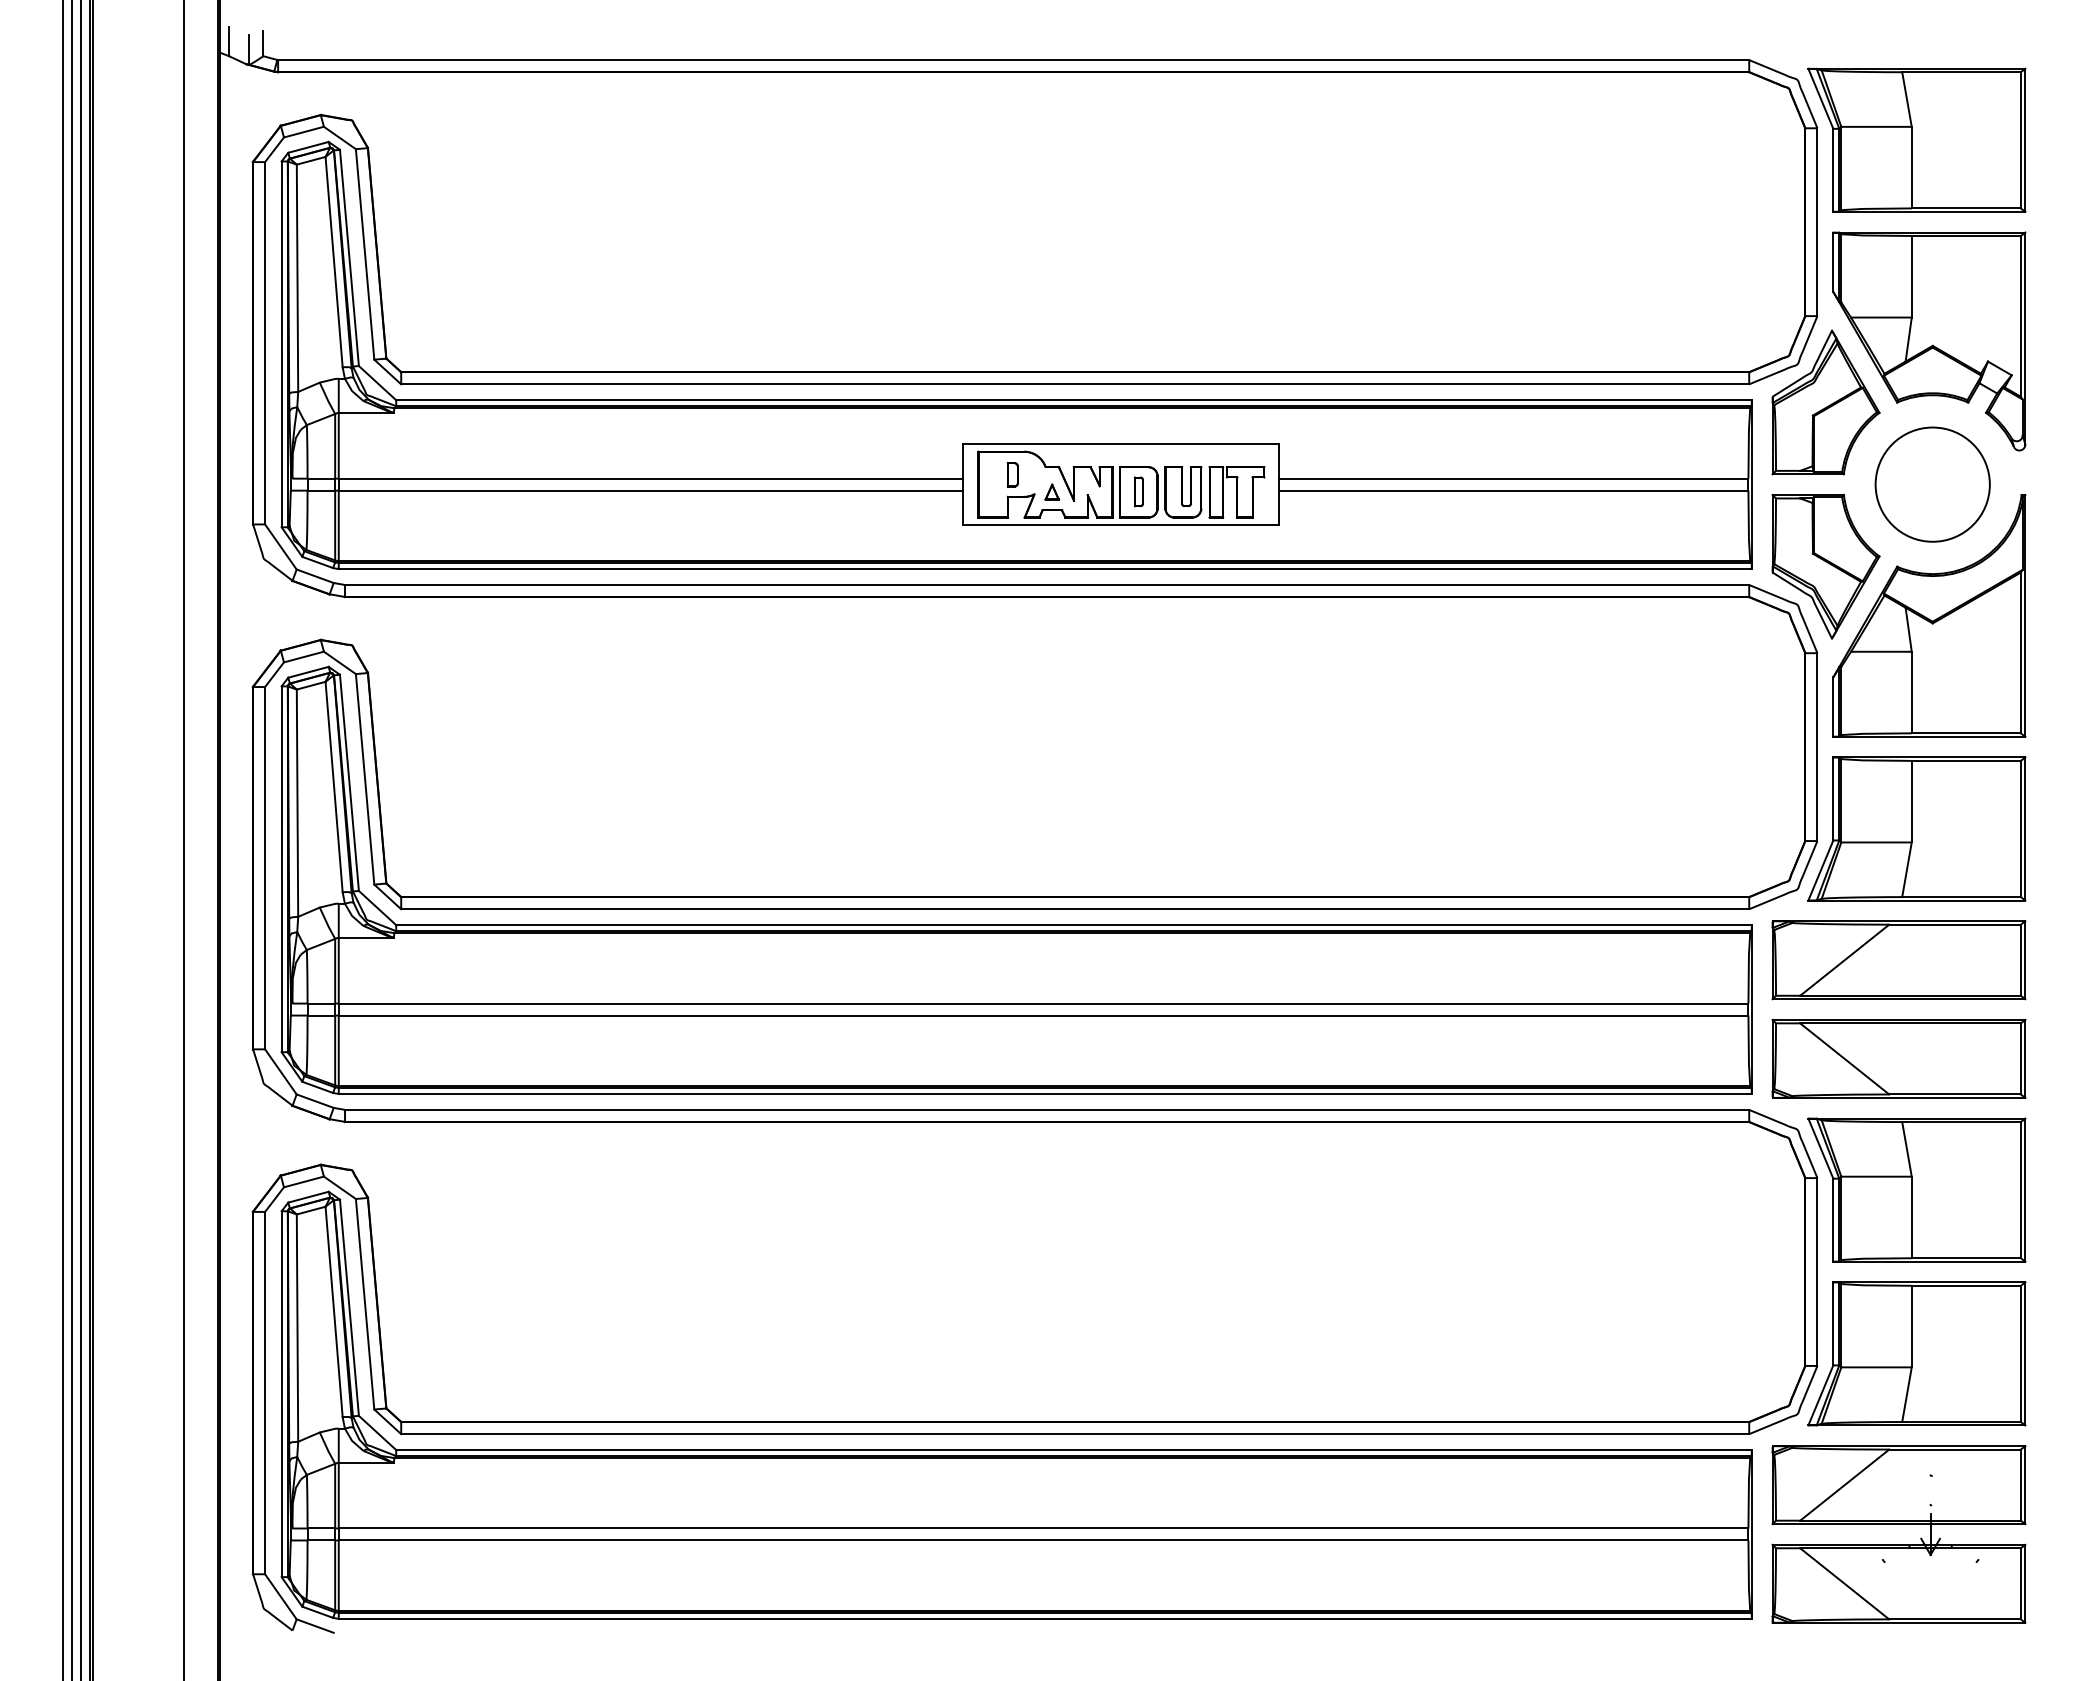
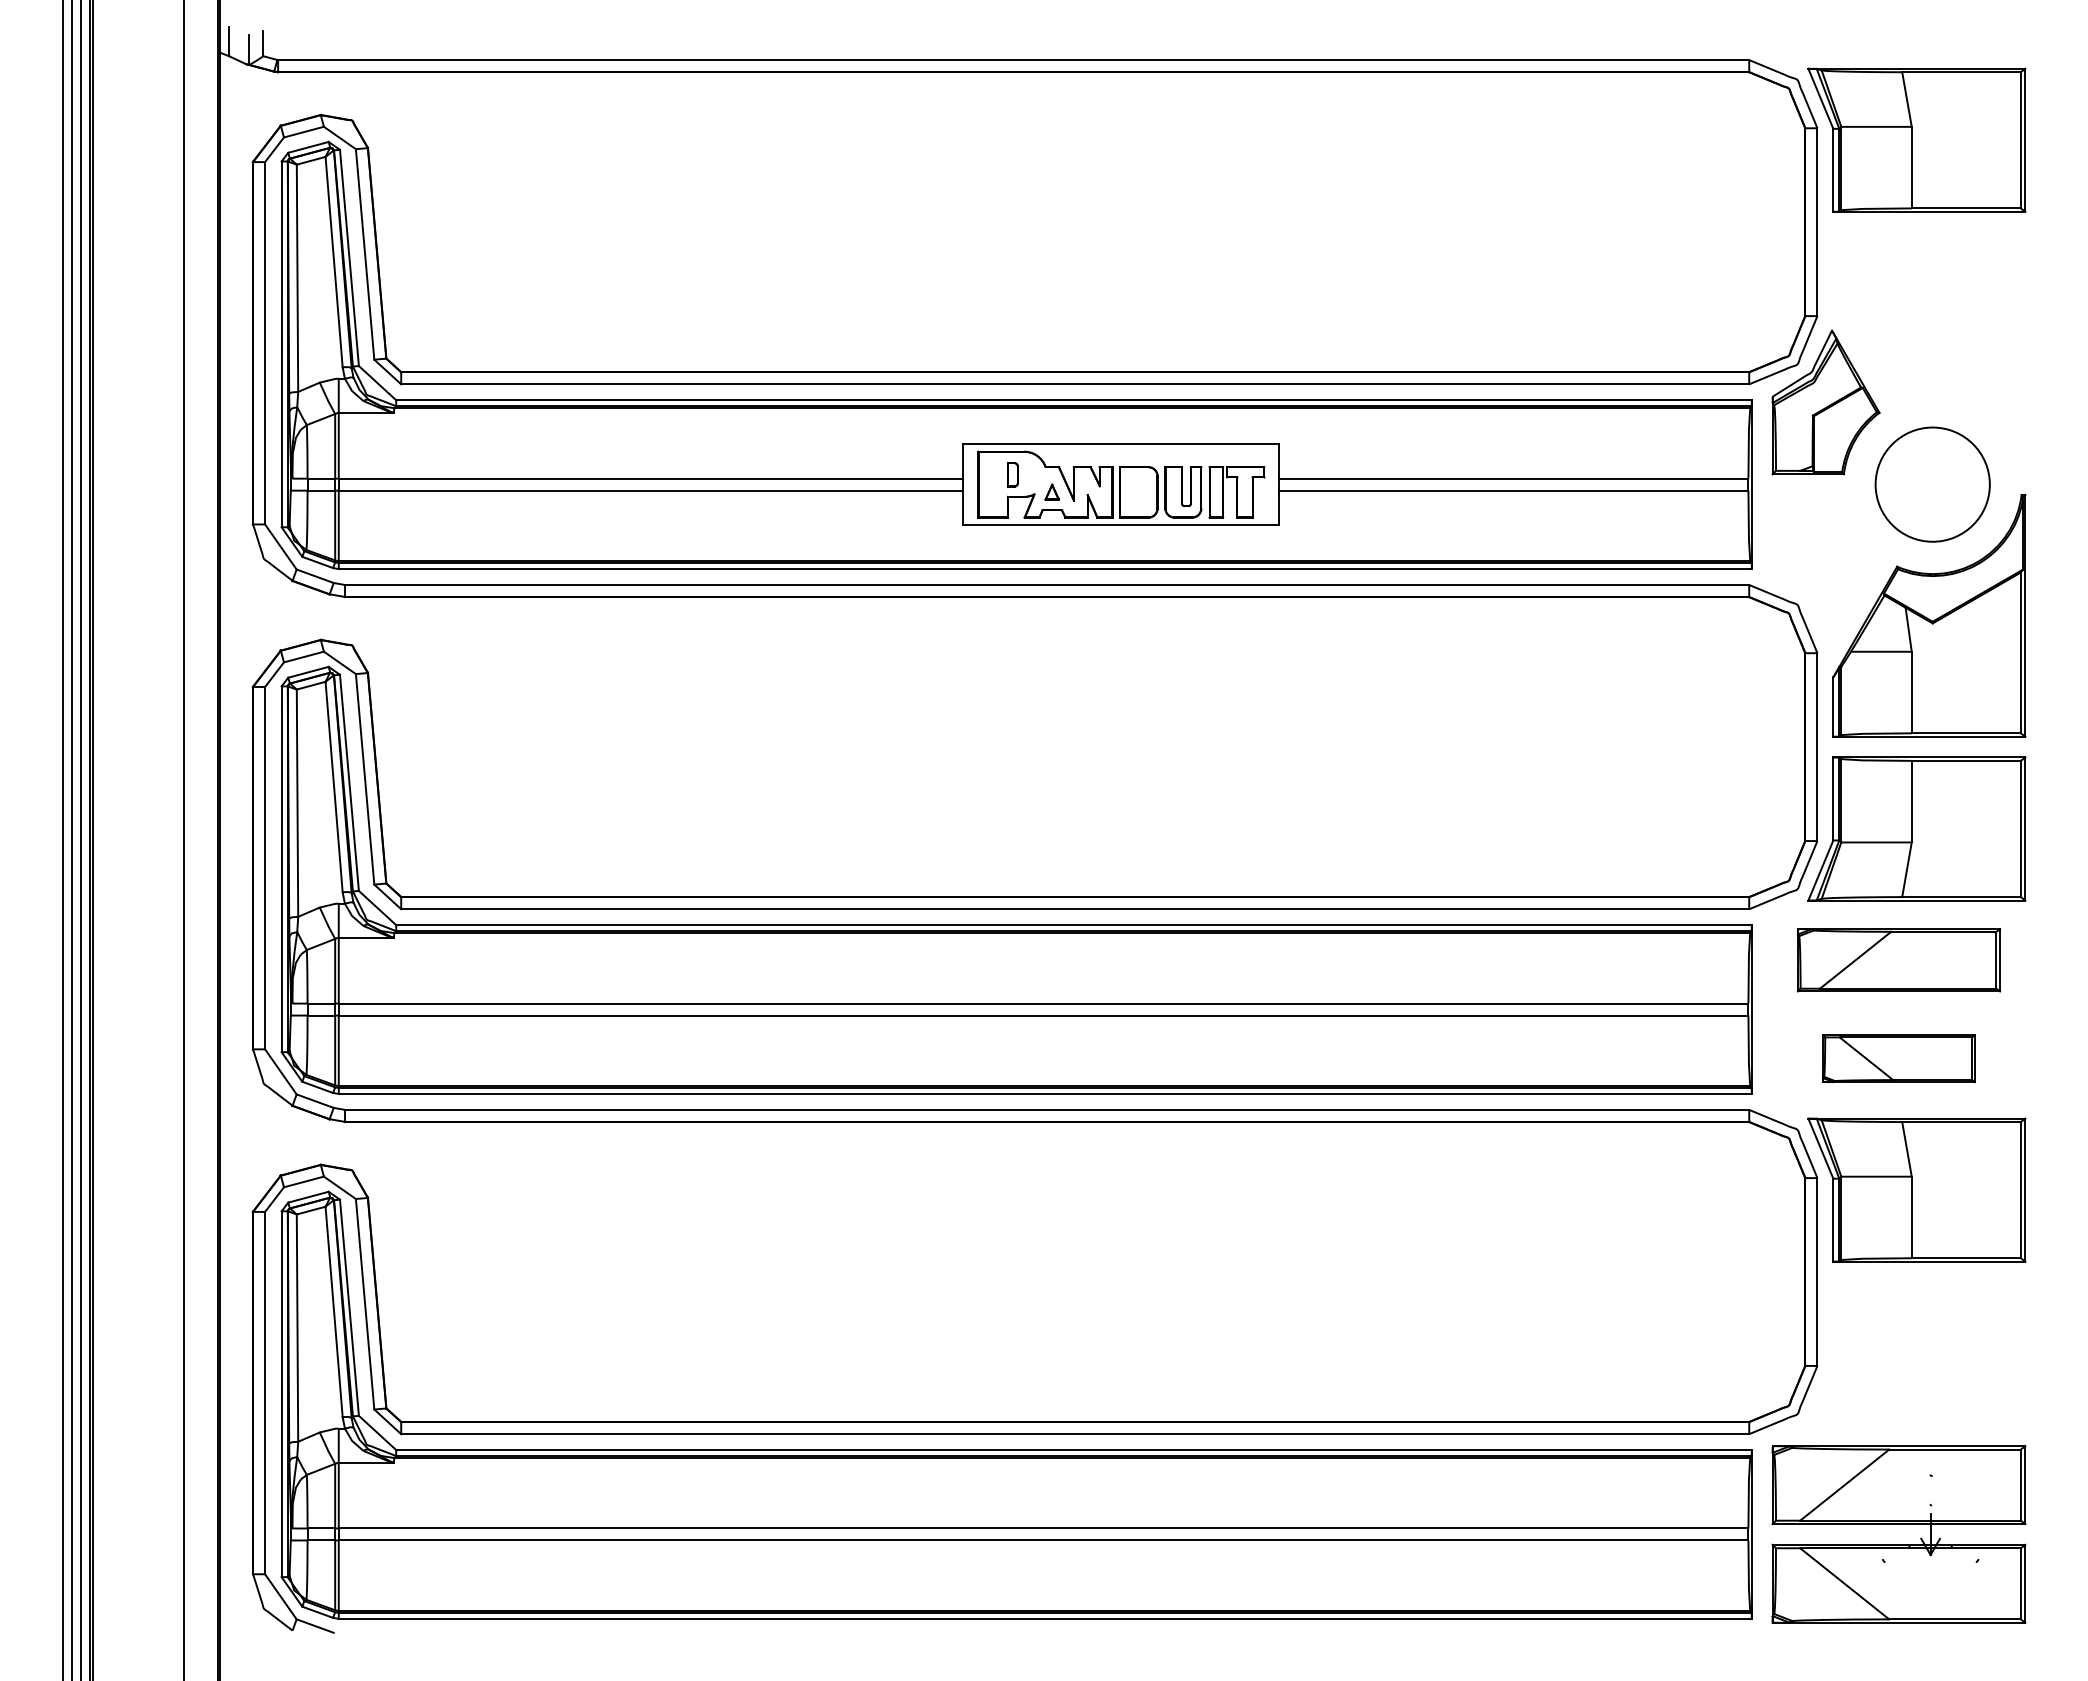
part: present -> none (1929, 341)
part: present -> none (1138, 491)
part: present -> none (1825, 566)
part size: 256x81 px -> 206x65 px (1898, 960)
part size: 256x81 px -> 154x50 px (1898, 1058)
part: present -> none (1916, 1353)
